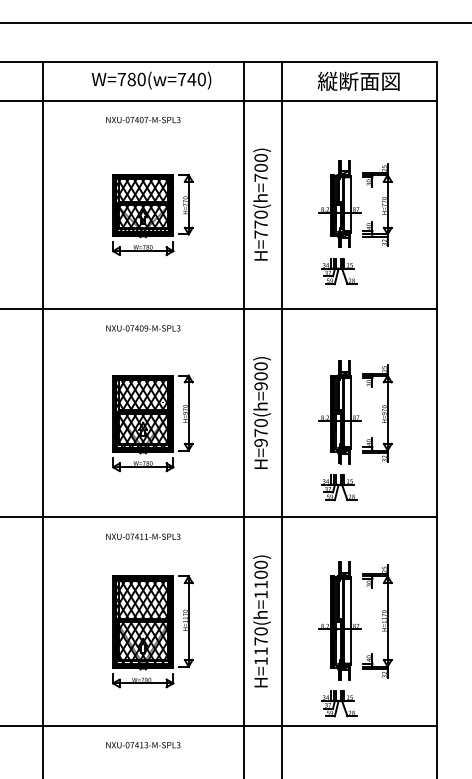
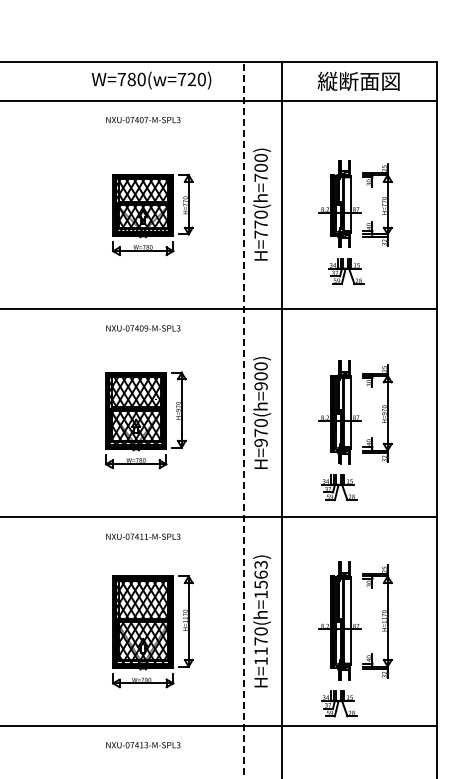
line: present -> none (235, 23)
text: W=780(w=740) -> W=780(w=720) (191, 79)
part position: (339, 271) -> (346, 271) (346, 271)
line: present -> none (42, 418)
line: solid -> dashed (243, 419)
part position: (152, 423) -> (145, 420) (145, 420)
text: H=1170(h=1100) -> H=1170(h=1563) (260, 574)
